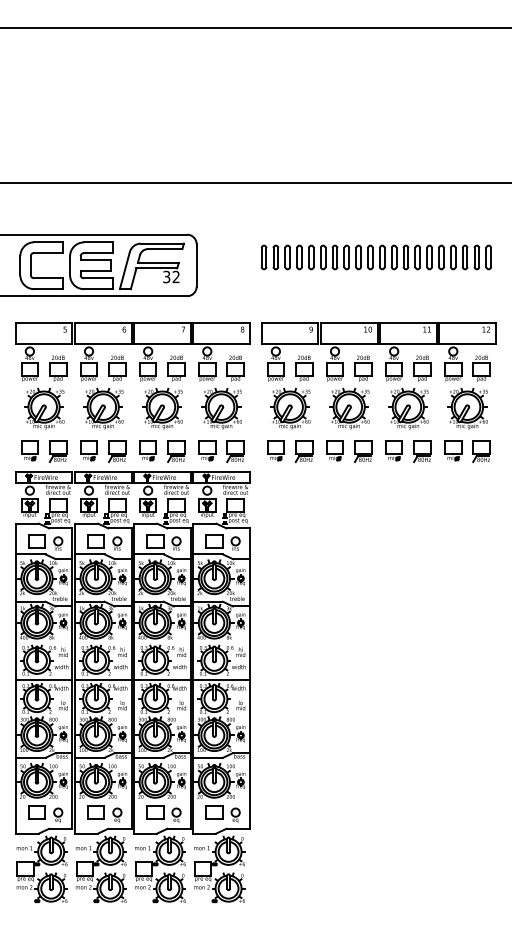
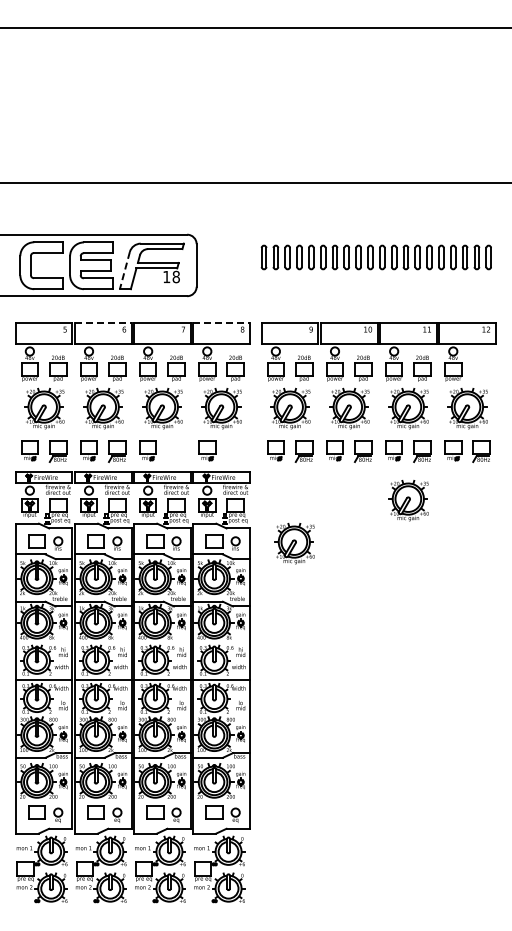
line: solid -> dashed (124, 271)
text: 32 -> 18 (171, 276)
line: solid -> dashed (103, 322)
line: solid -> dashed (221, 322)
part: present -> none (481, 368)
part: present -> none (176, 451)
part: present -> none (235, 451)
part: none -> present (408, 500)
part: none -> present (294, 543)
